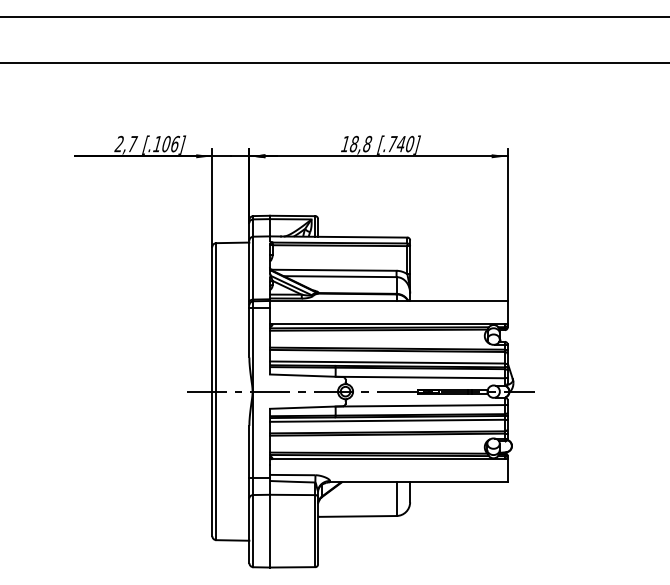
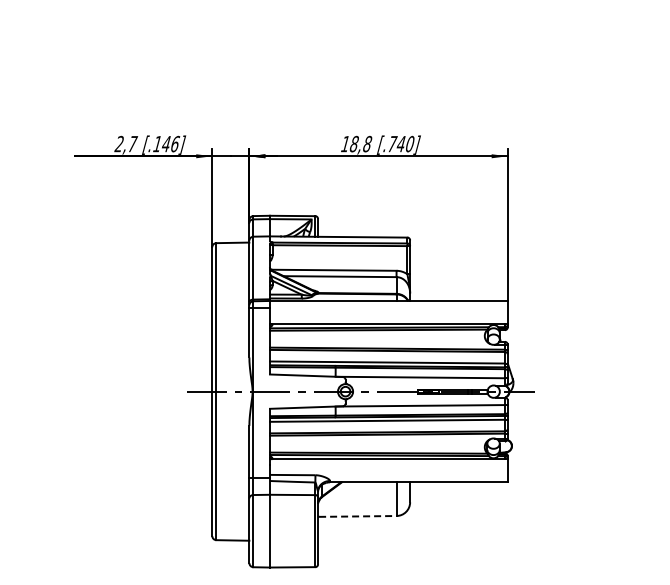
line: present -> none (334, 17)
line: present -> none (334, 63)
text: [.106] -> [.146] (166, 143)
line: solid -> dashed (357, 516)
